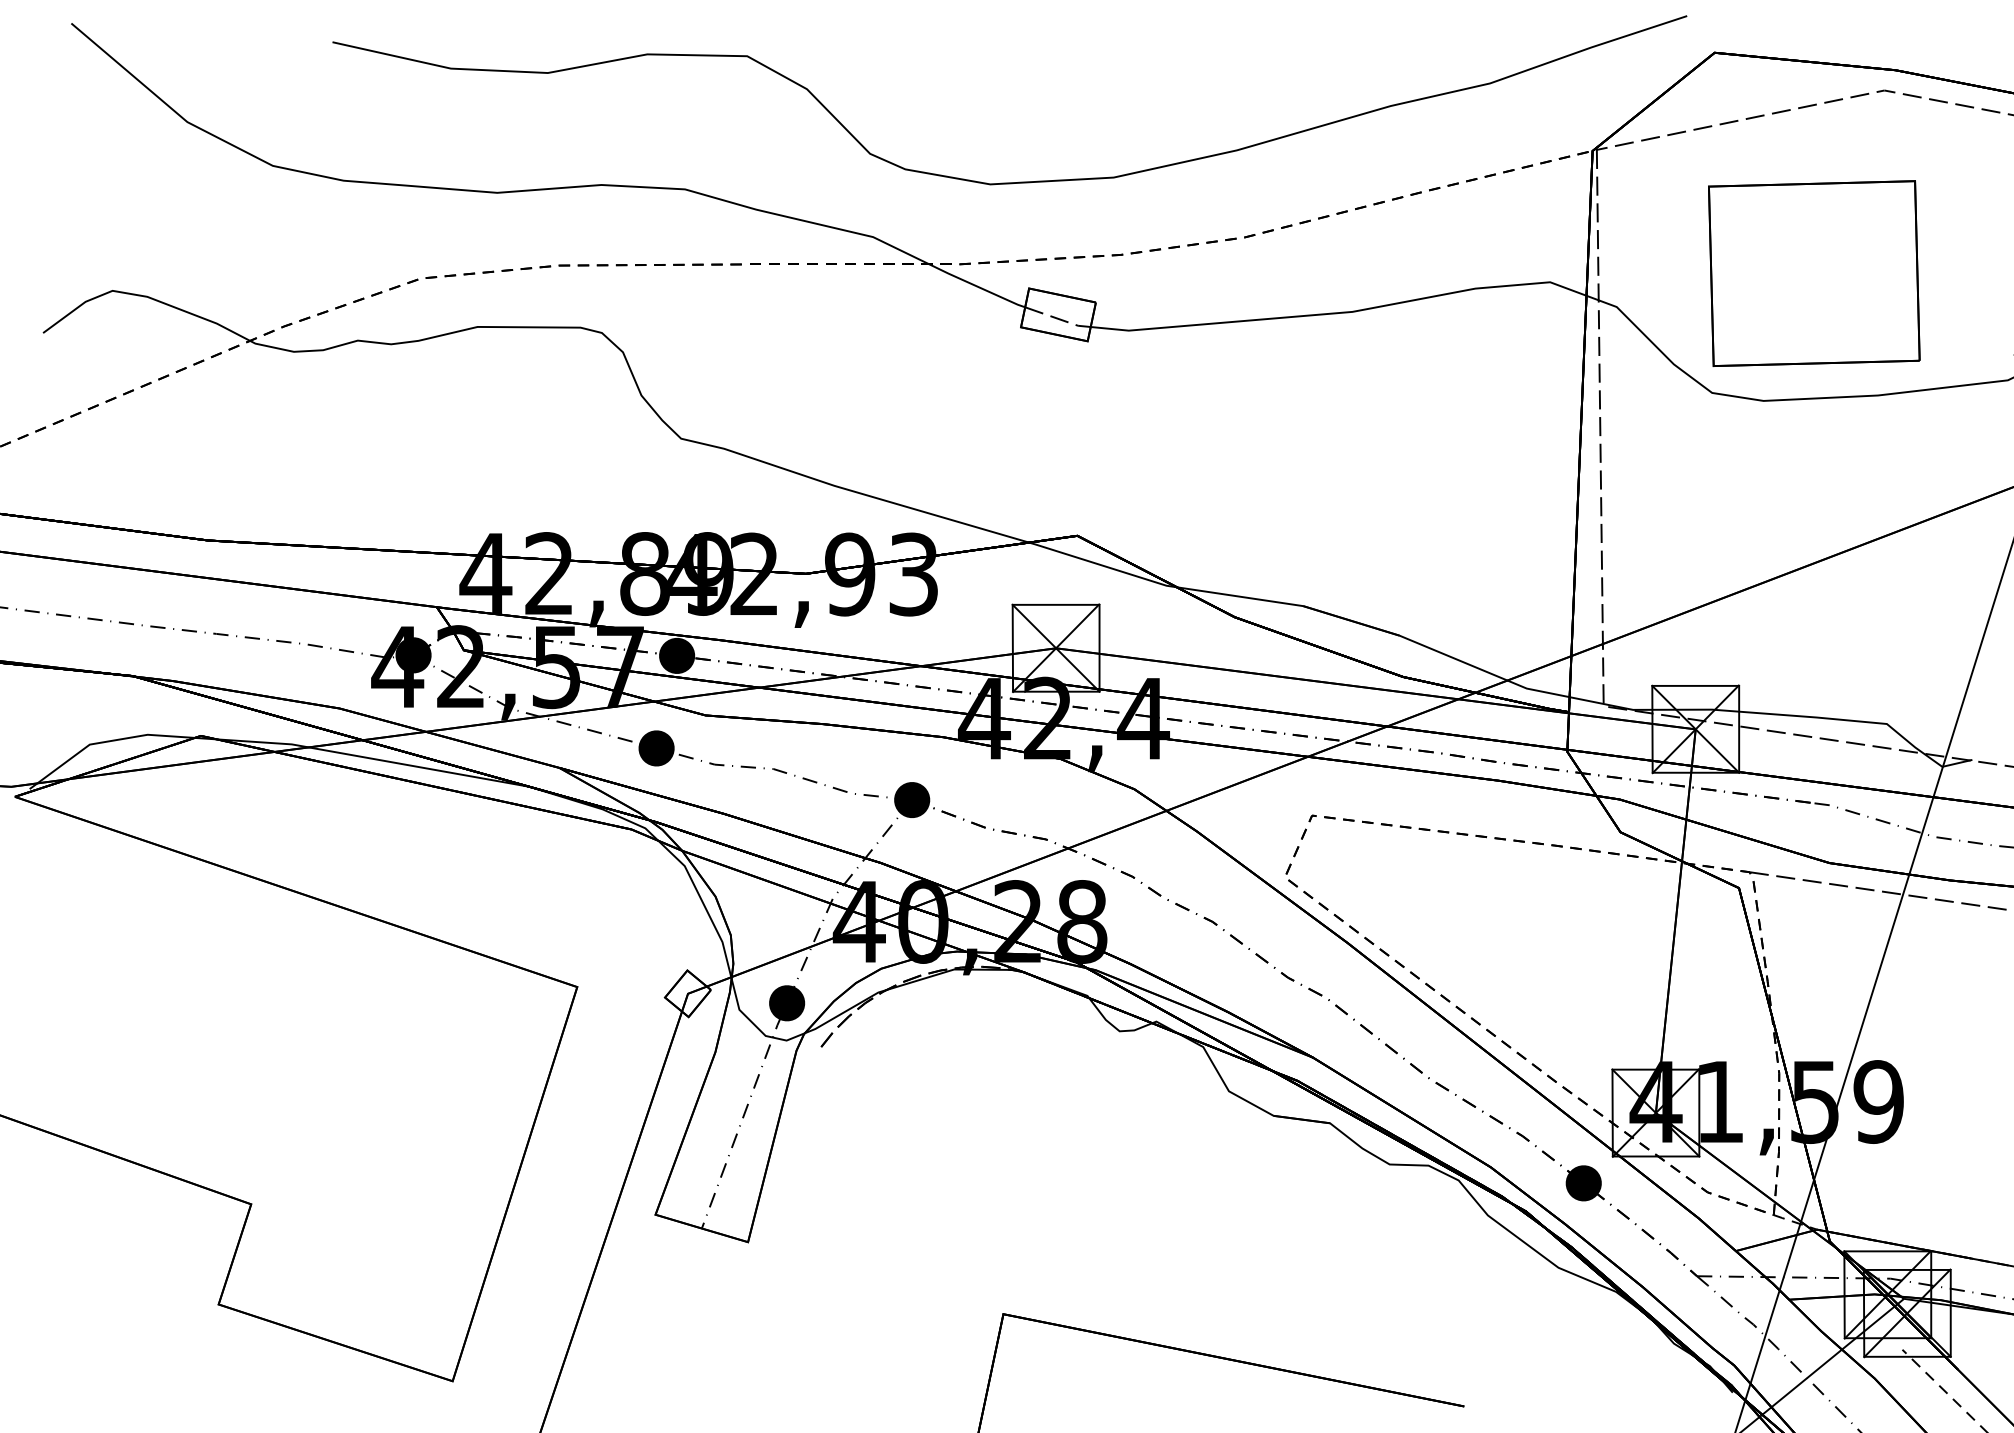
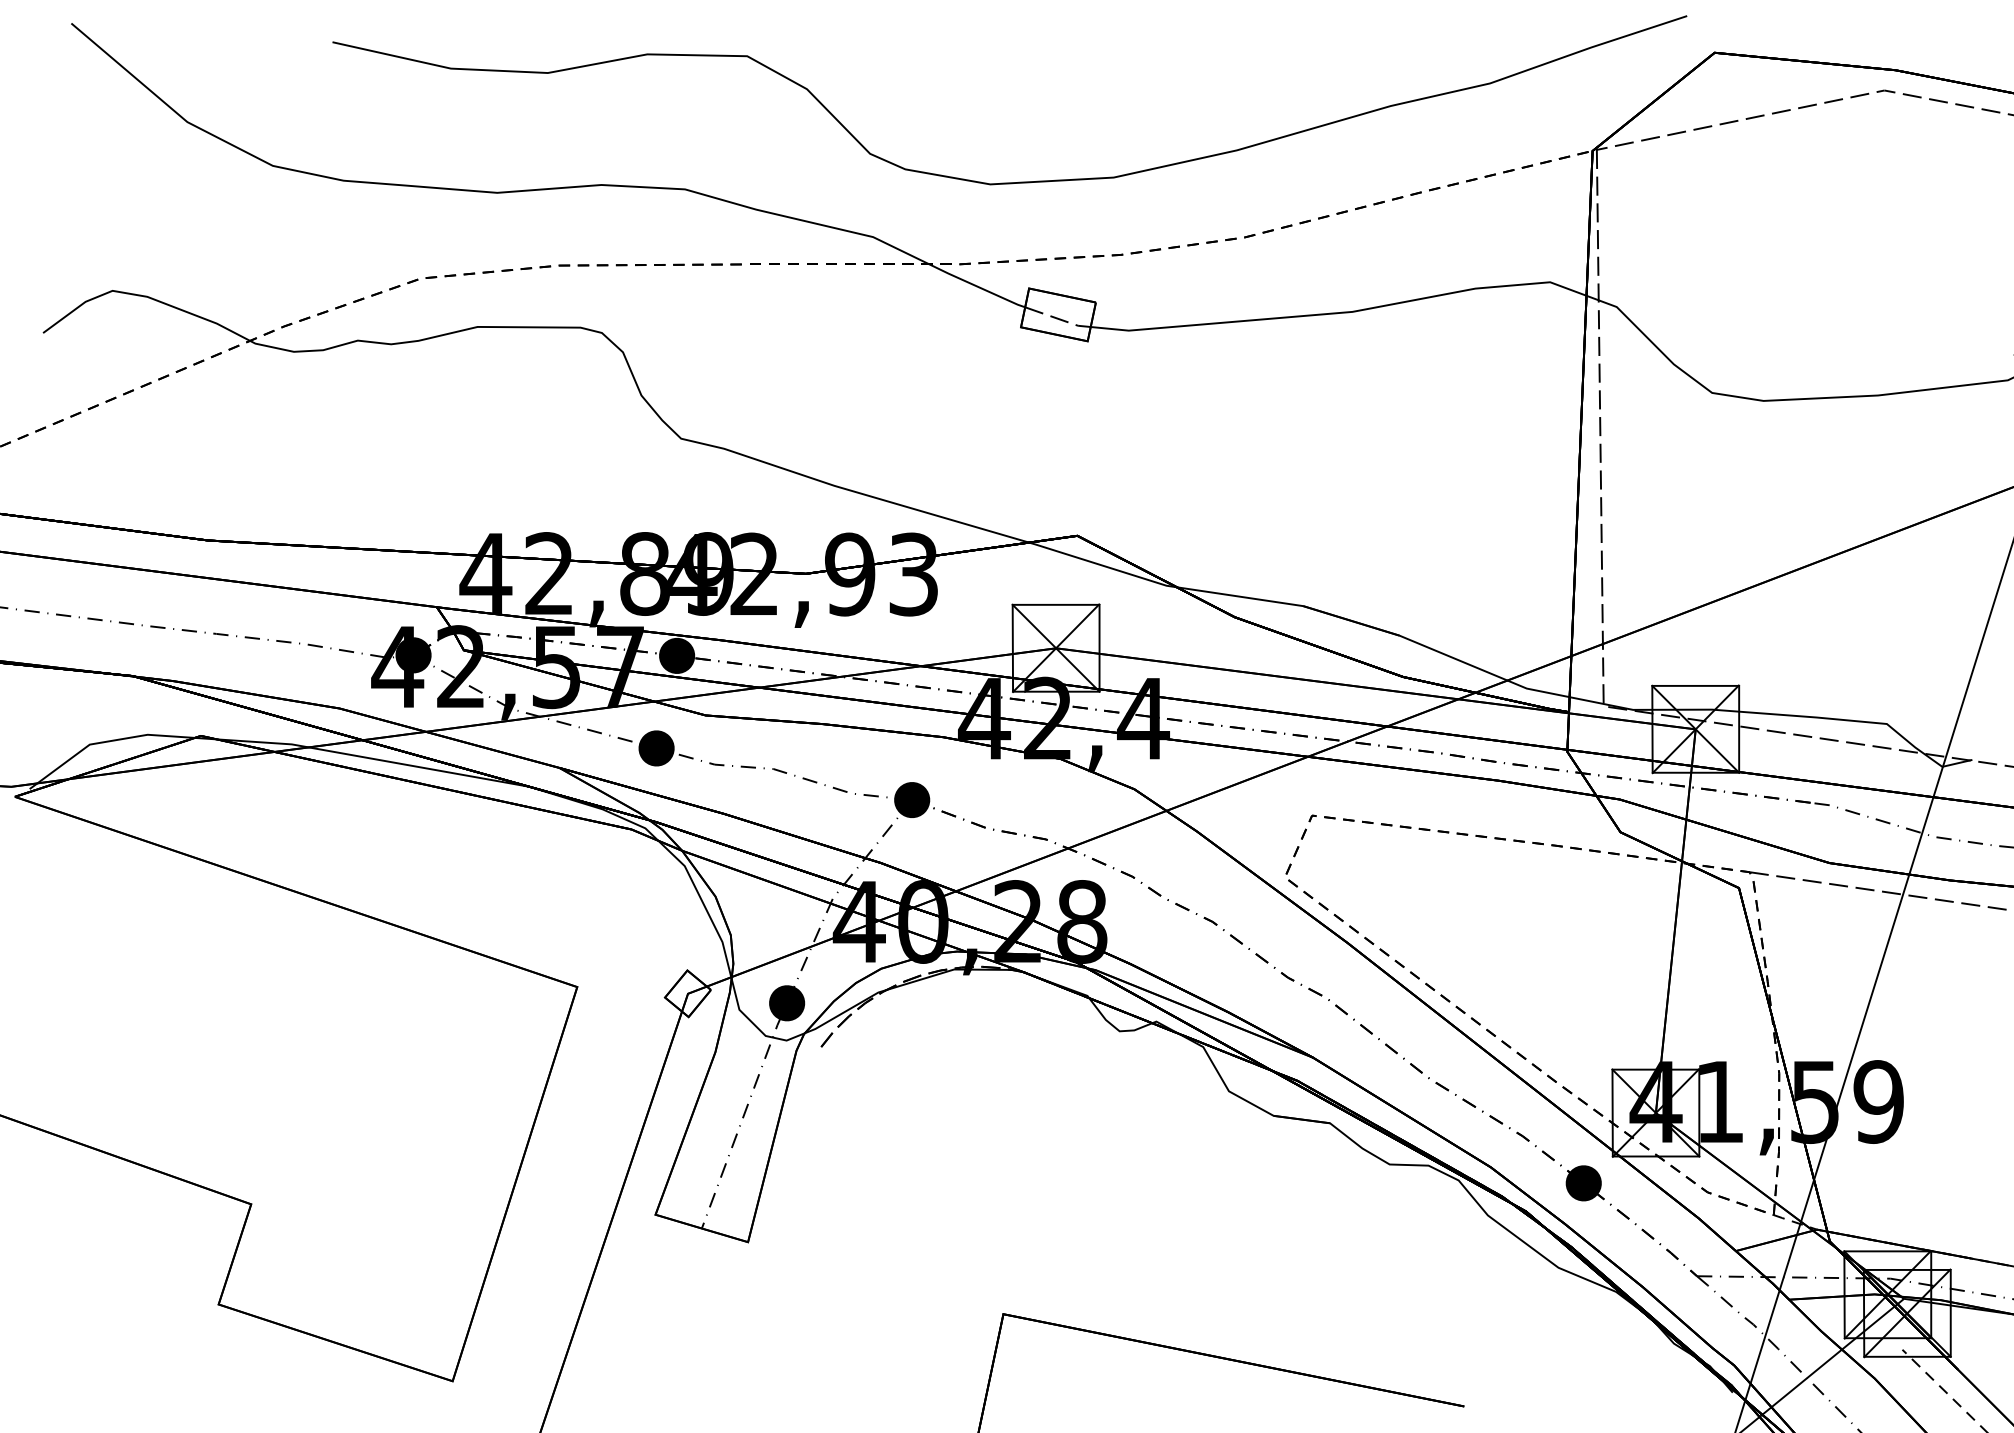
part: present -> none (1814, 273)
